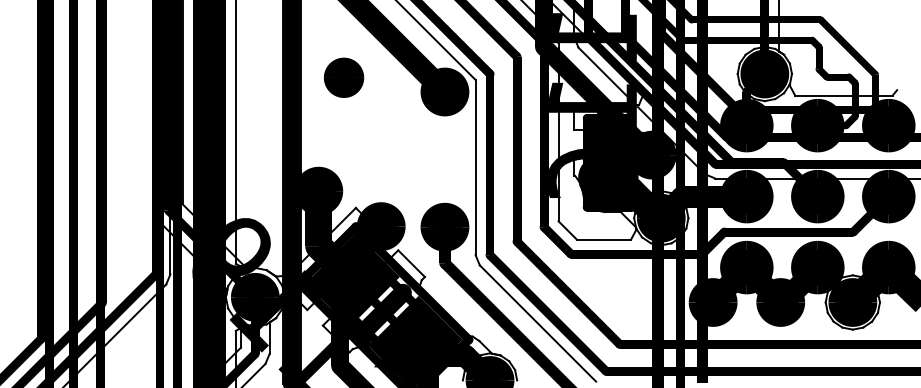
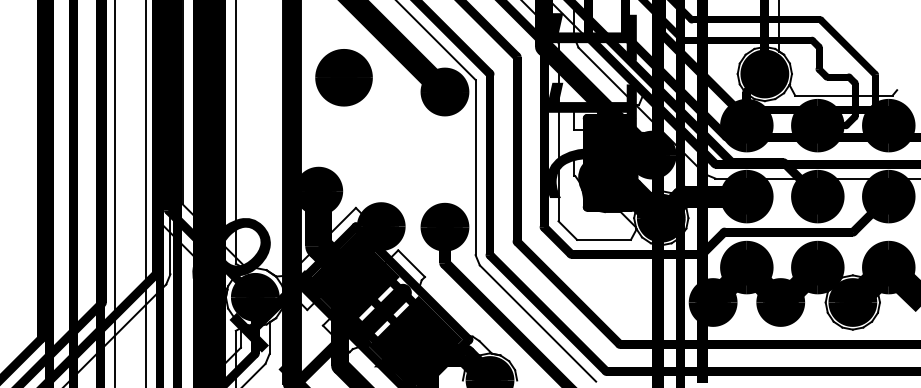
part size: 42x41 px -> 58x58 px (343, 77)
line: none -> present (114, 193)
line: none -> present (145, 193)
